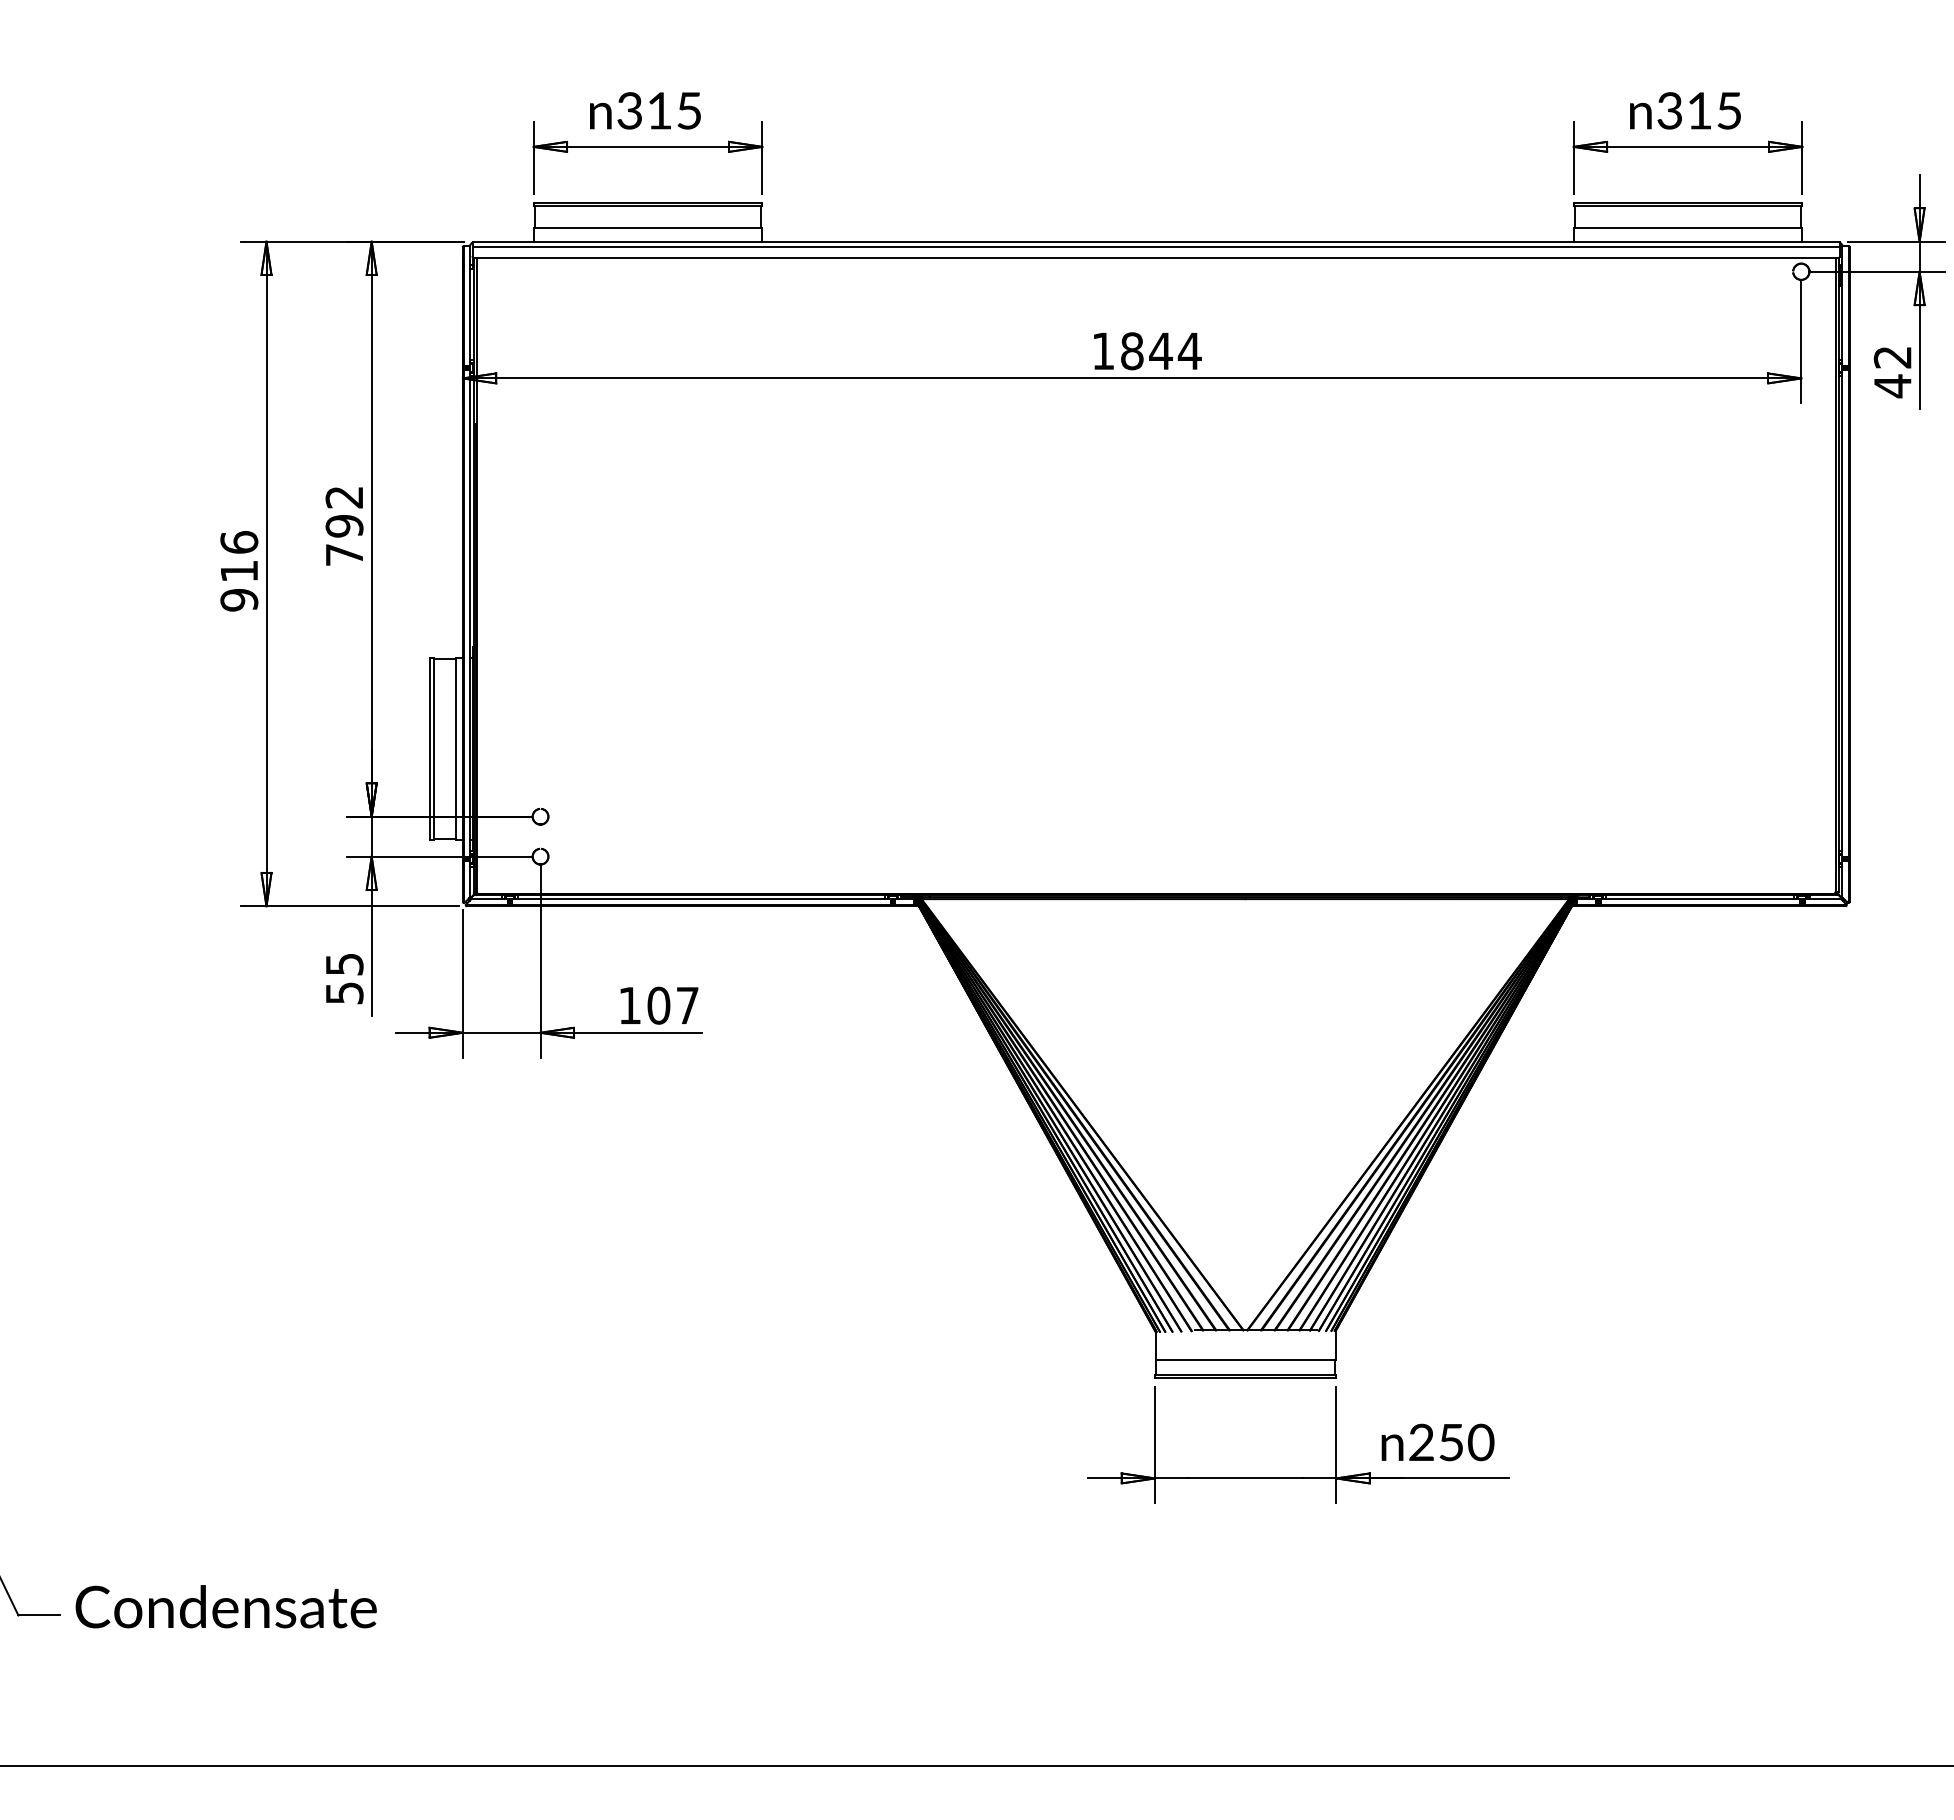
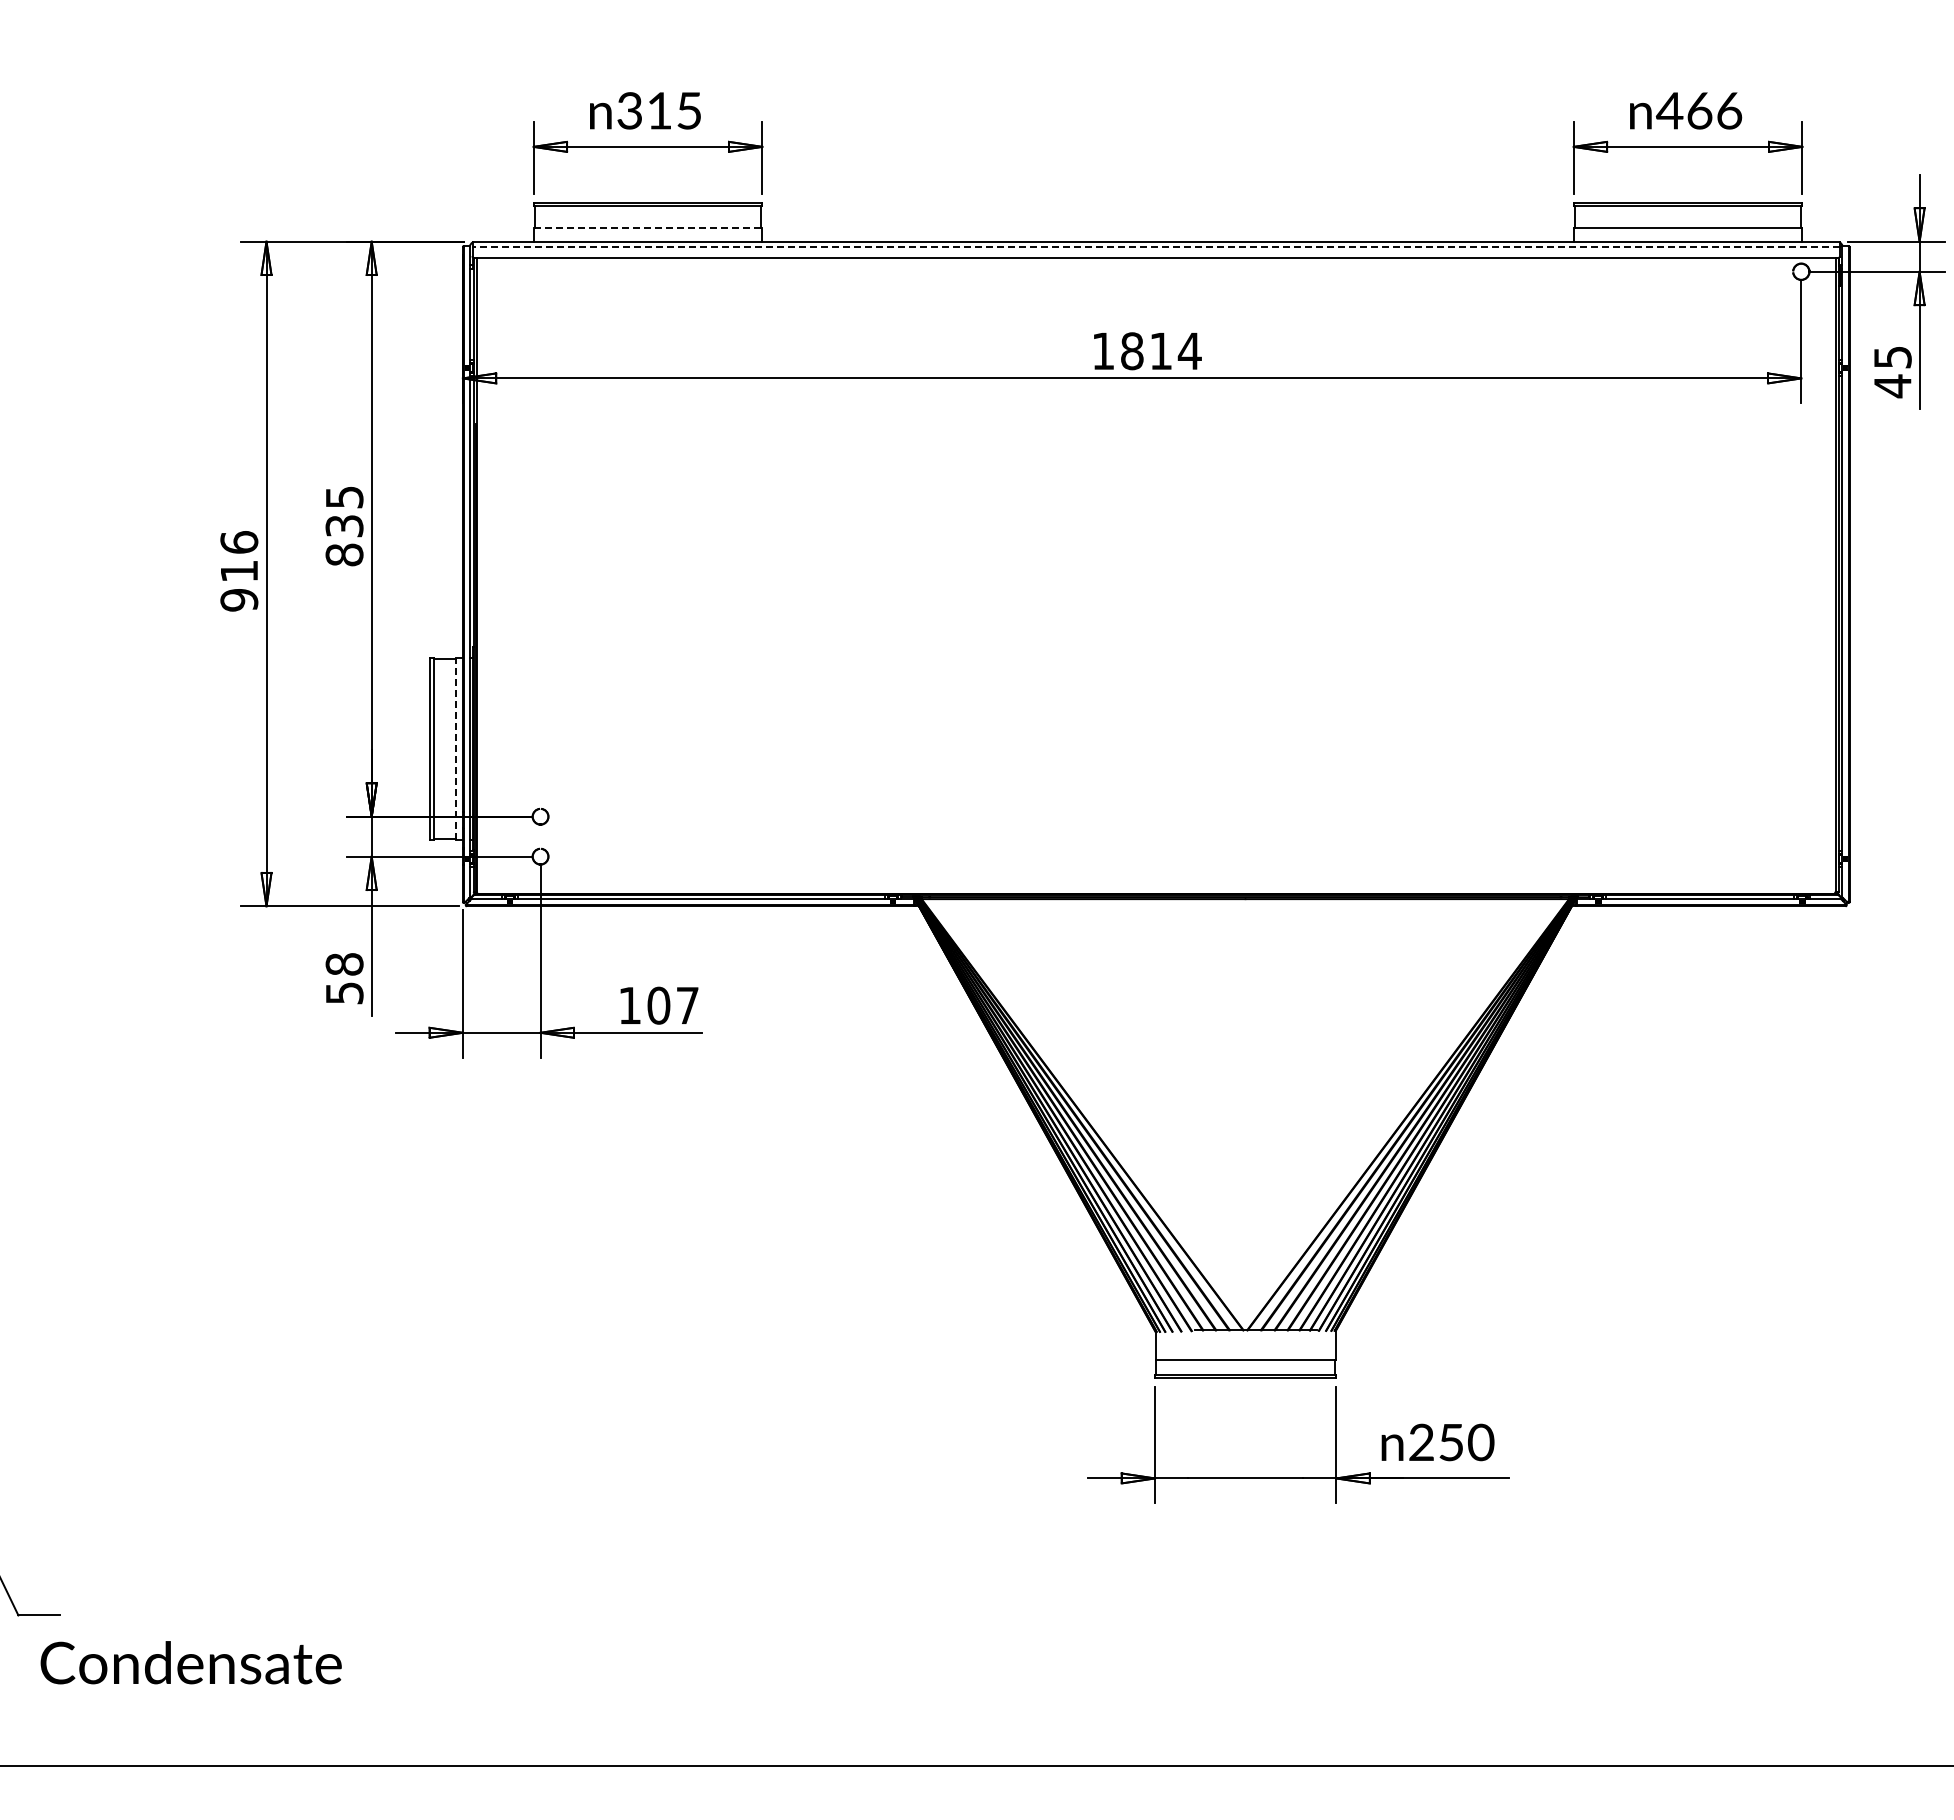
text: 315 -> 466 (1698, 110)
line: solid -> dashed (648, 228)
line: solid -> dashed (1156, 247)
text: 1844 -> 1814 (1161, 350)
text: 42 -> 45 (1892, 357)
text: 792 -> 835 (344, 526)
line: solid -> dashed (455, 748)
text: 55 -> 58 (344, 964)
text position: (225, 1606) -> (190, 1662) (190, 1662)
